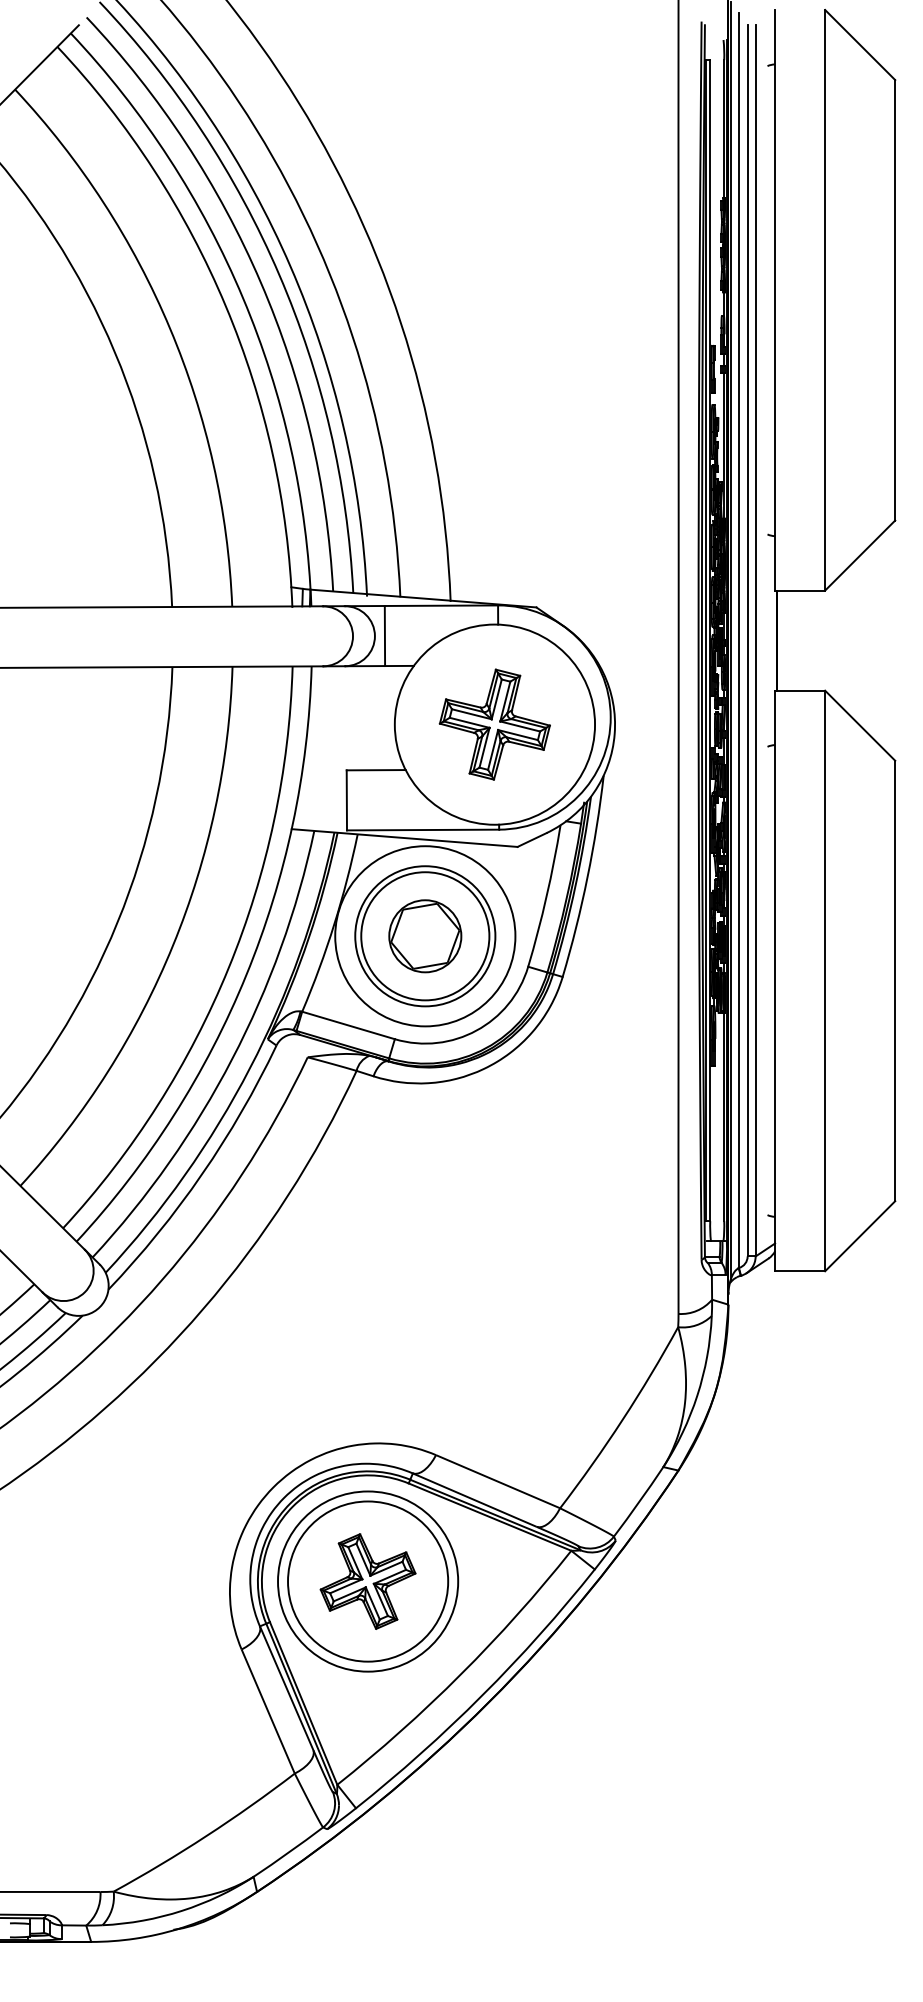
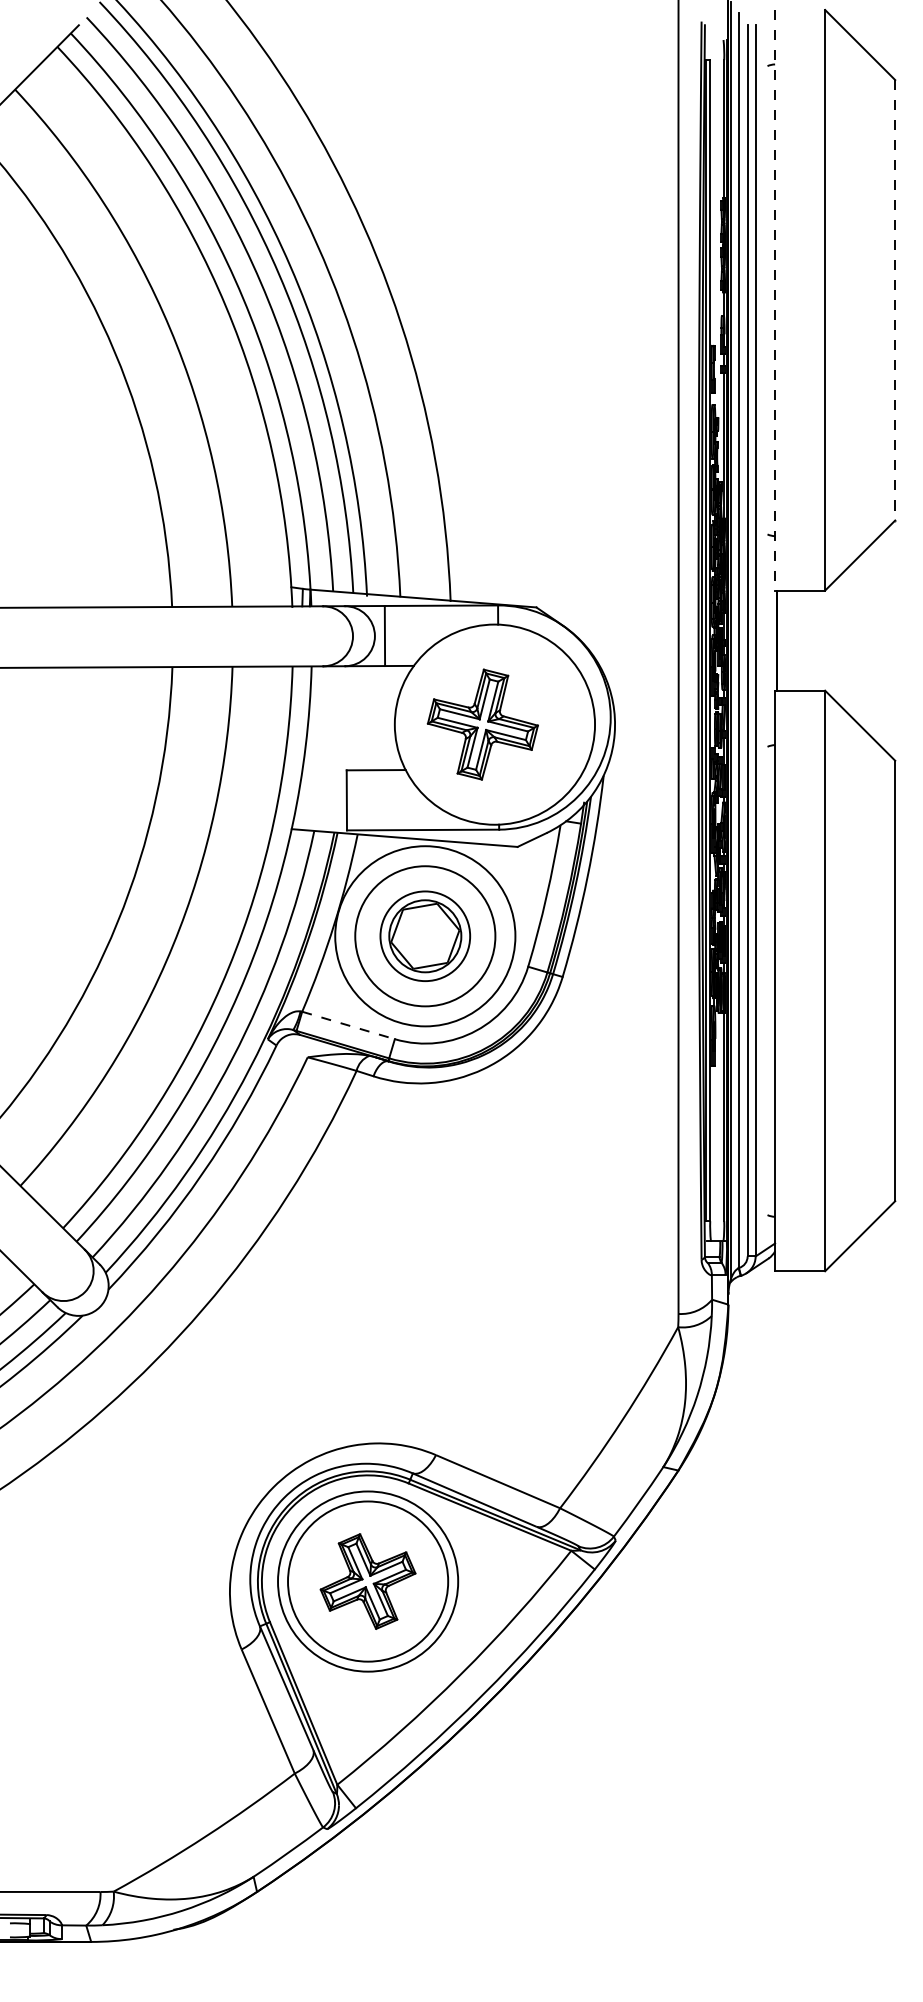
line: solid -> dashed (775, 300)
line: solid -> dashed (895, 300)
part position: (494, 724) -> (482, 724) (482, 724)
circle diameter: 128 px -> 90 px (425, 936)
line: solid -> dashed (349, 1025)
